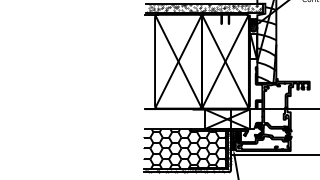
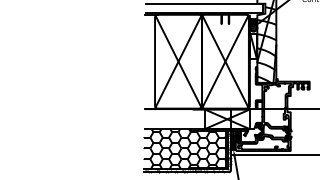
hatch: present -> none (204, 8)
